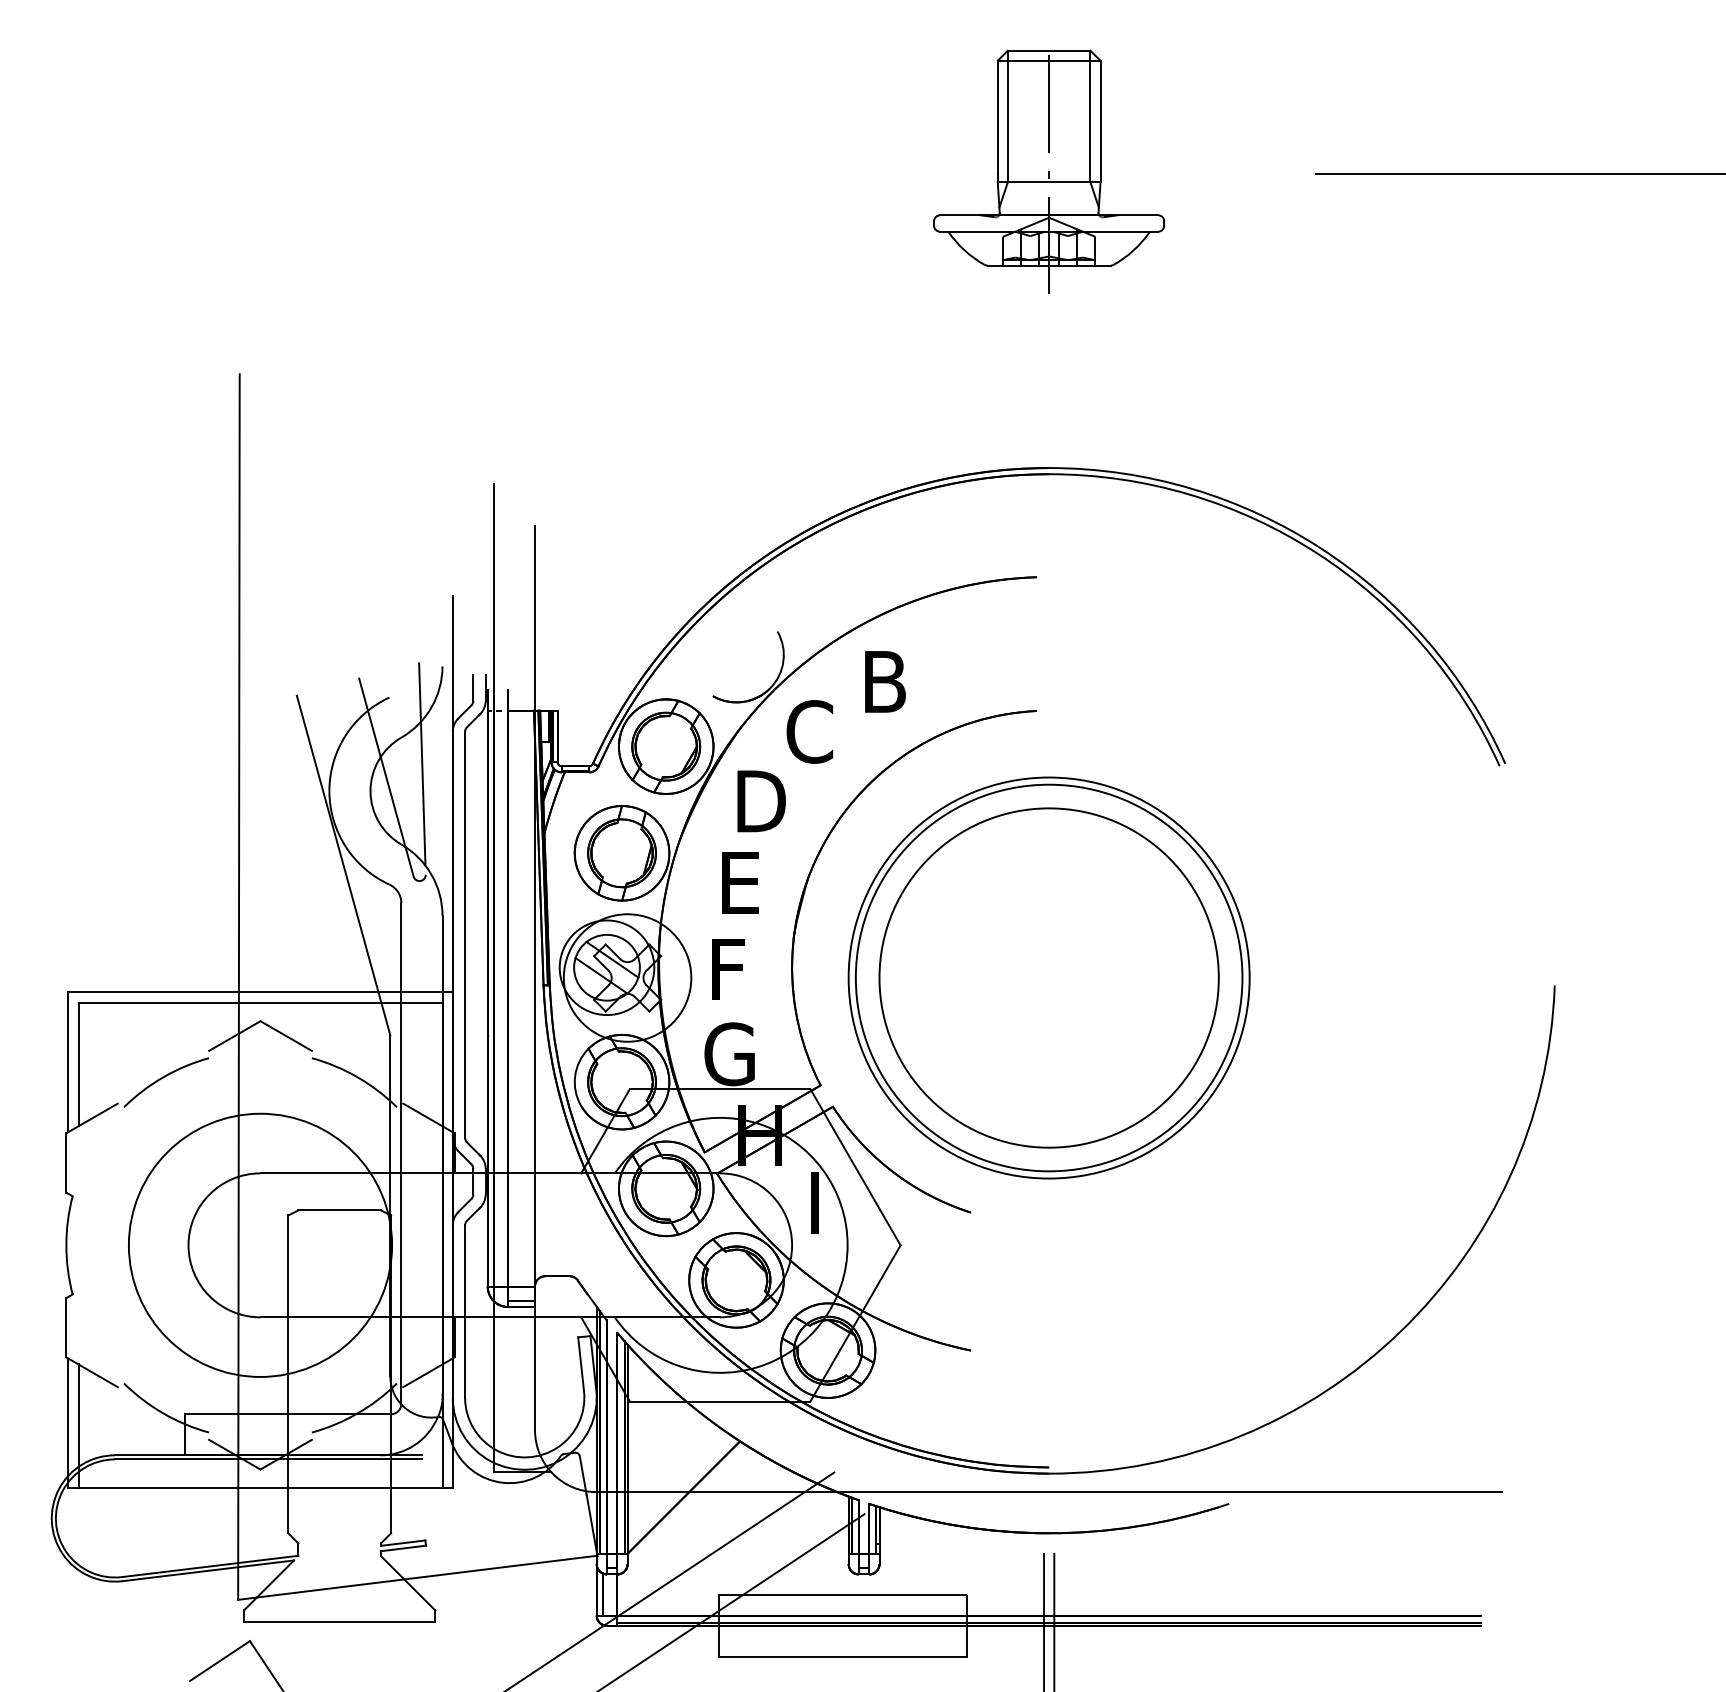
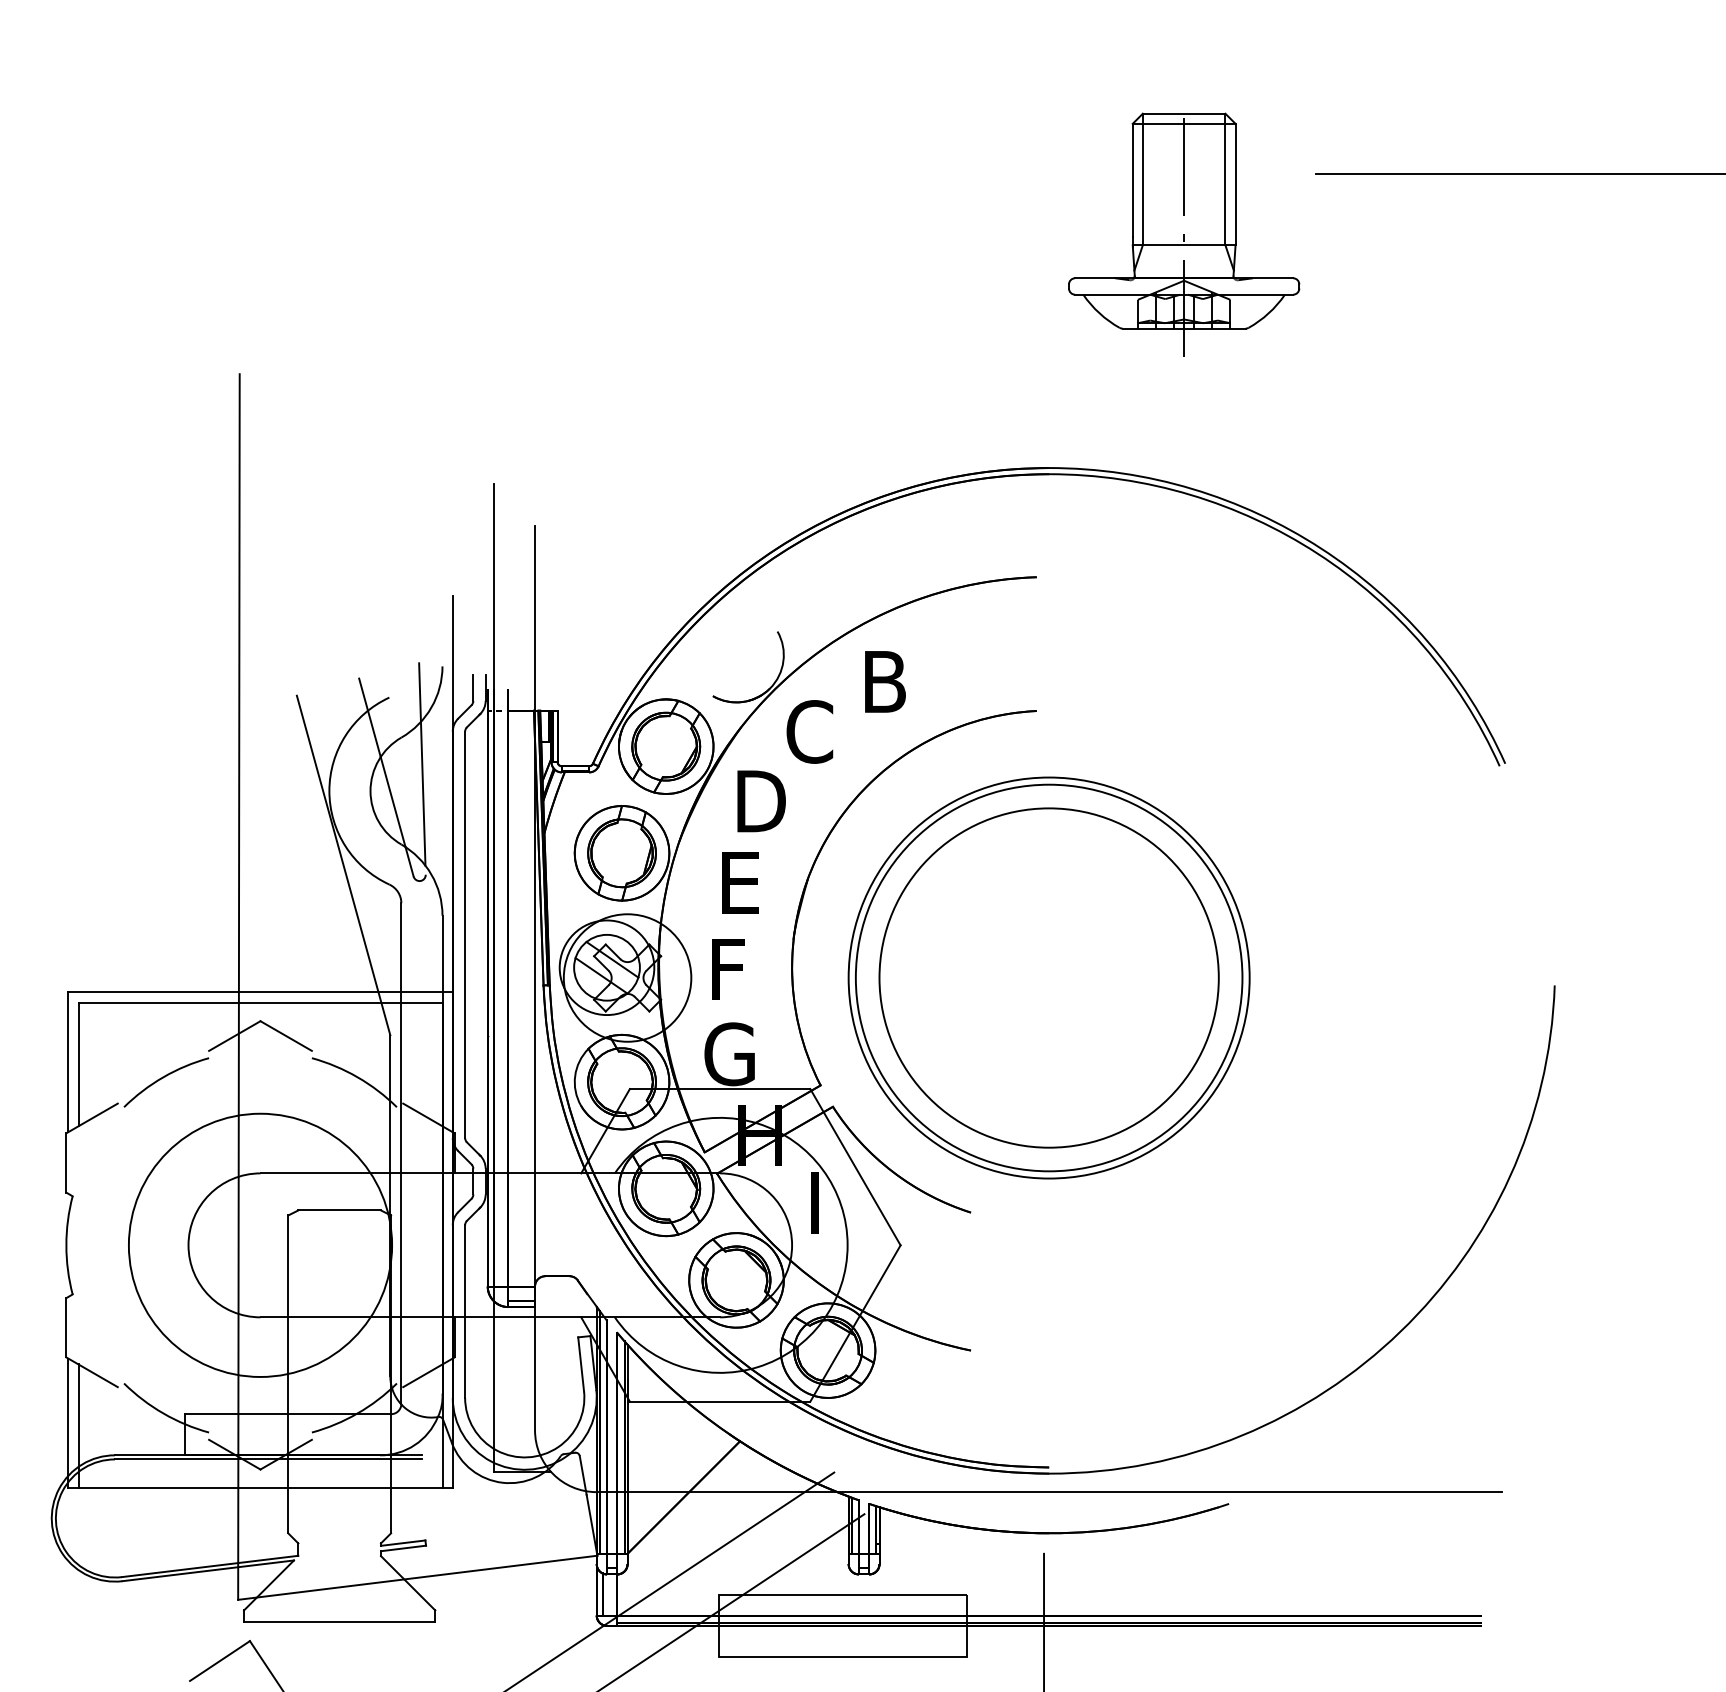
part position: (1049, 171) -> (1184, 234) (1184, 234)
line: present -> none (1054, 1620)
